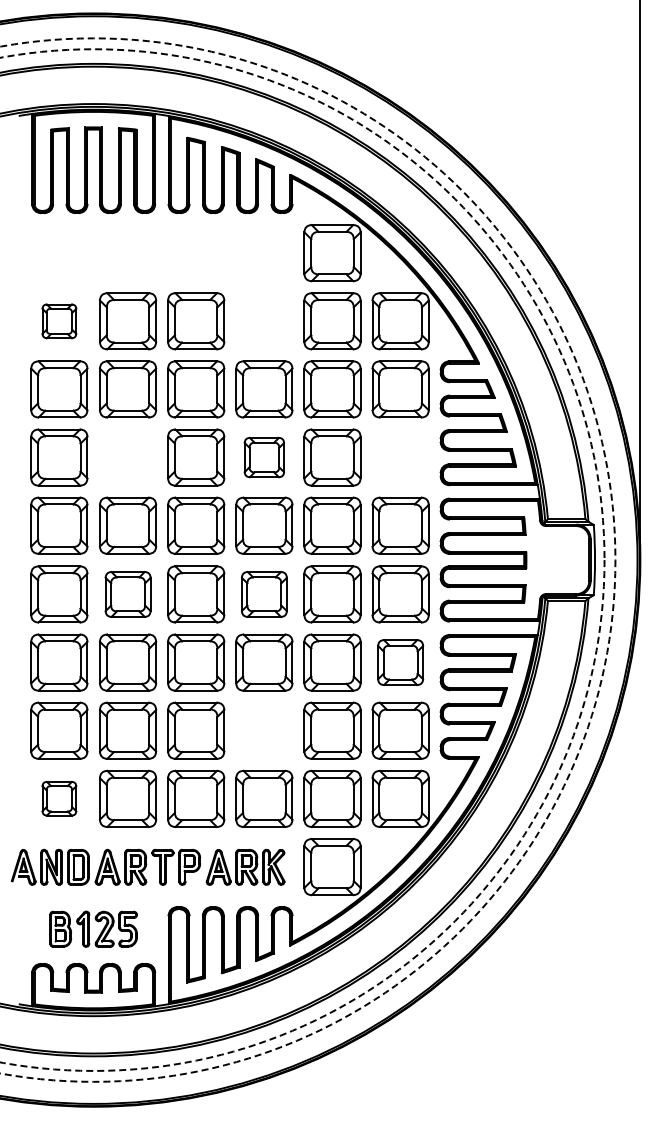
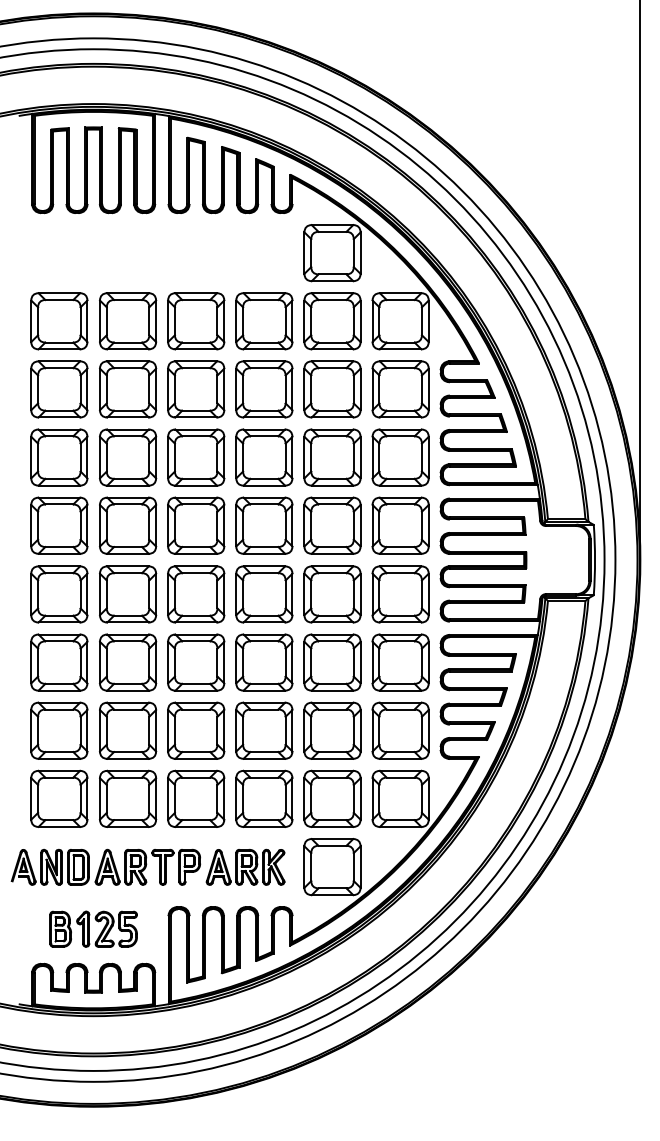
part size: 37x37 px -> 59x59 px (59, 321)
part: none -> present (264, 321)
part: none -> present (128, 457)
part size: 42x43 px -> 59x59 px (264, 457)
part: none -> present (400, 457)
circle: dashed -> solid (302, 559)
circle: dashed -> solid (307, 559)
part size: 48x47 px -> 59x59 px (128, 594)
part size: 47x47 px -> 59x59 px (264, 594)
part size: 48x48 px -> 59x59 px (400, 662)
part: none -> present (264, 730)
part size: 37x37 px -> 59x59 px (59, 798)
